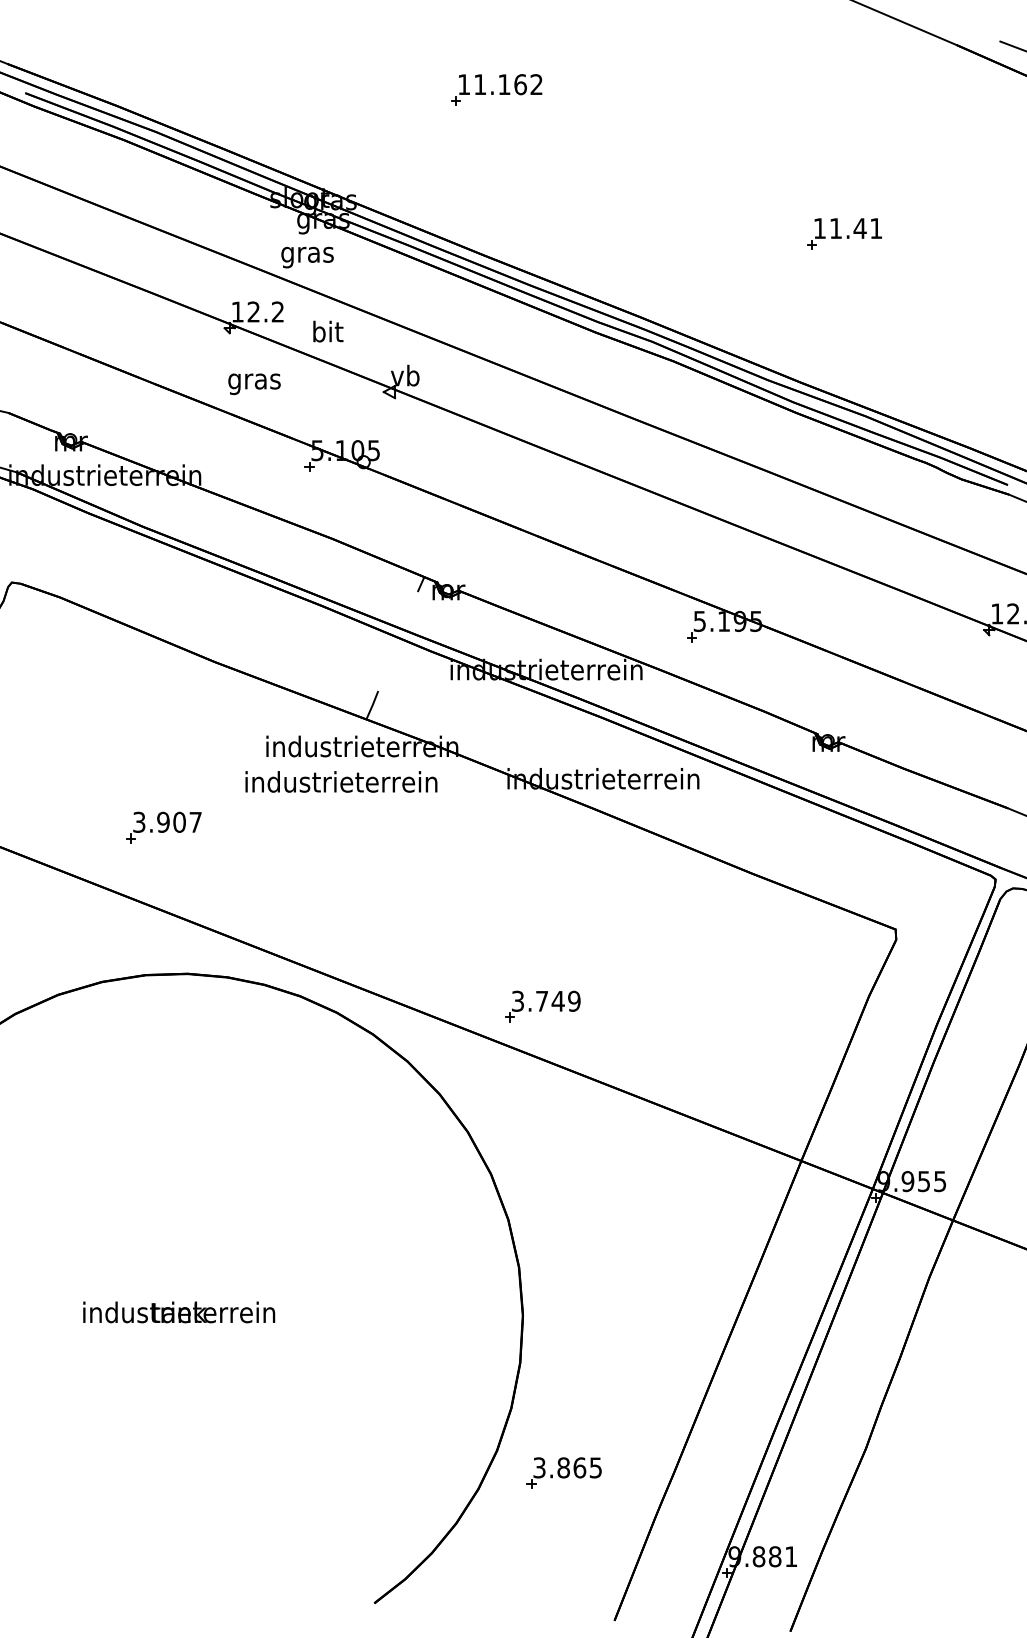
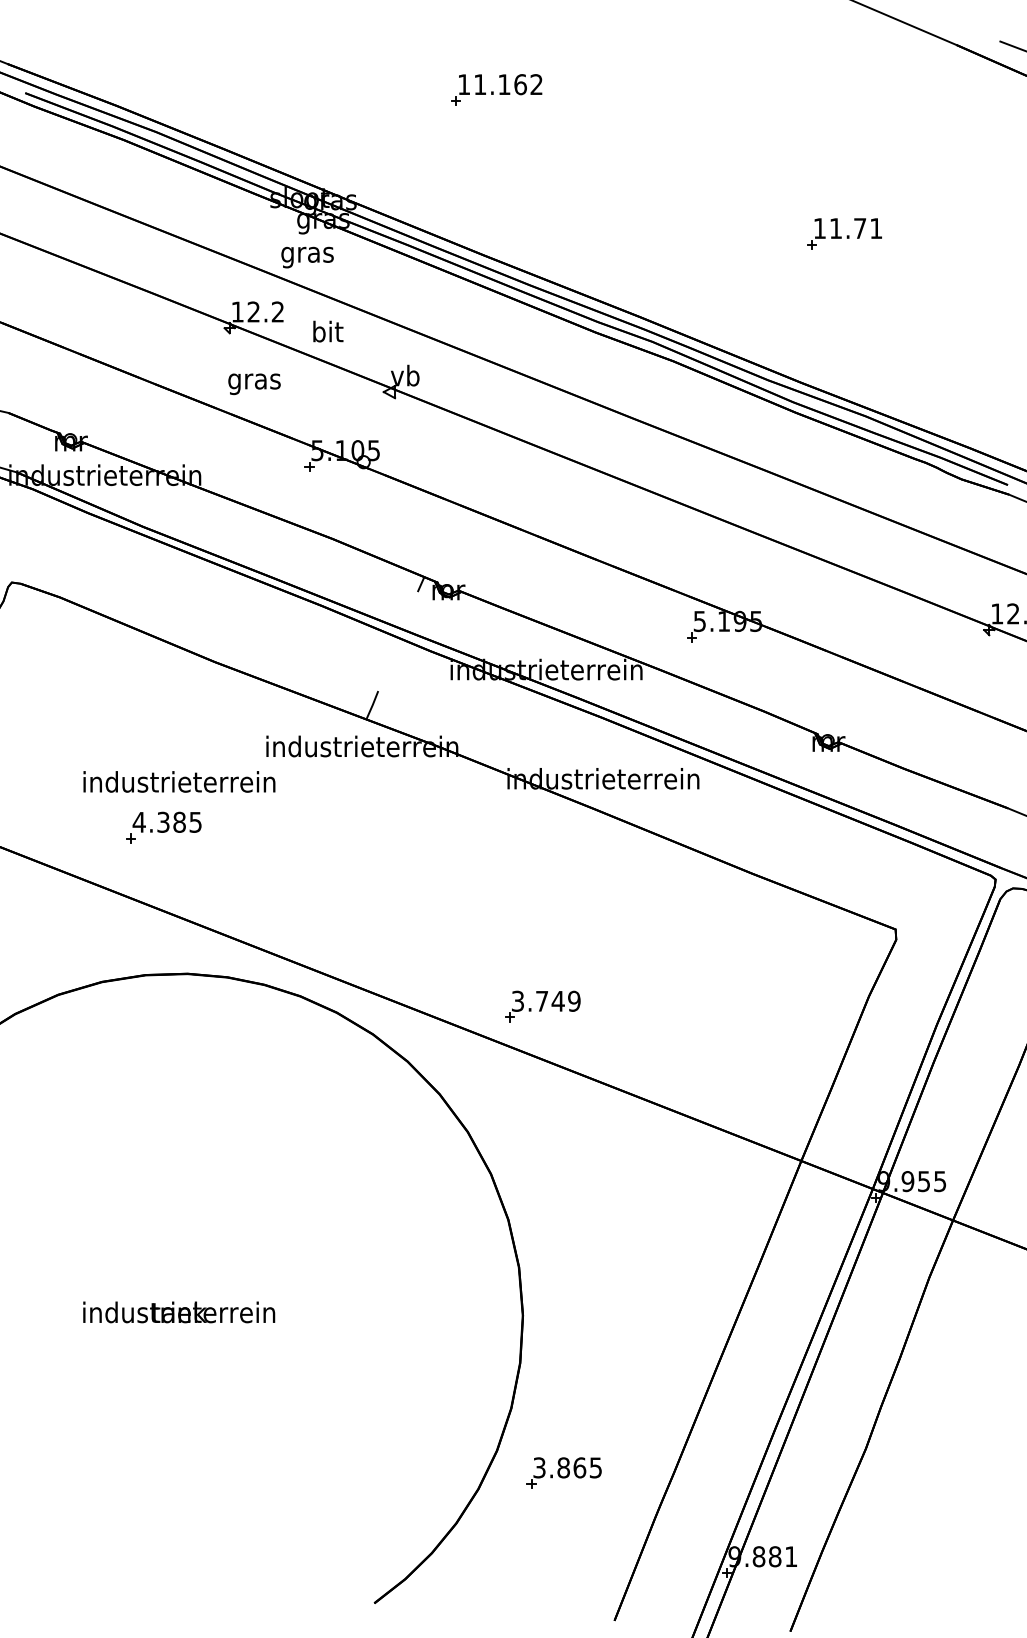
text: 11.41 -> 11.71 (859, 228)
text position: (341, 781) -> (179, 781) (179, 781)
text: 3.907 -> 4.385 (166, 821)
